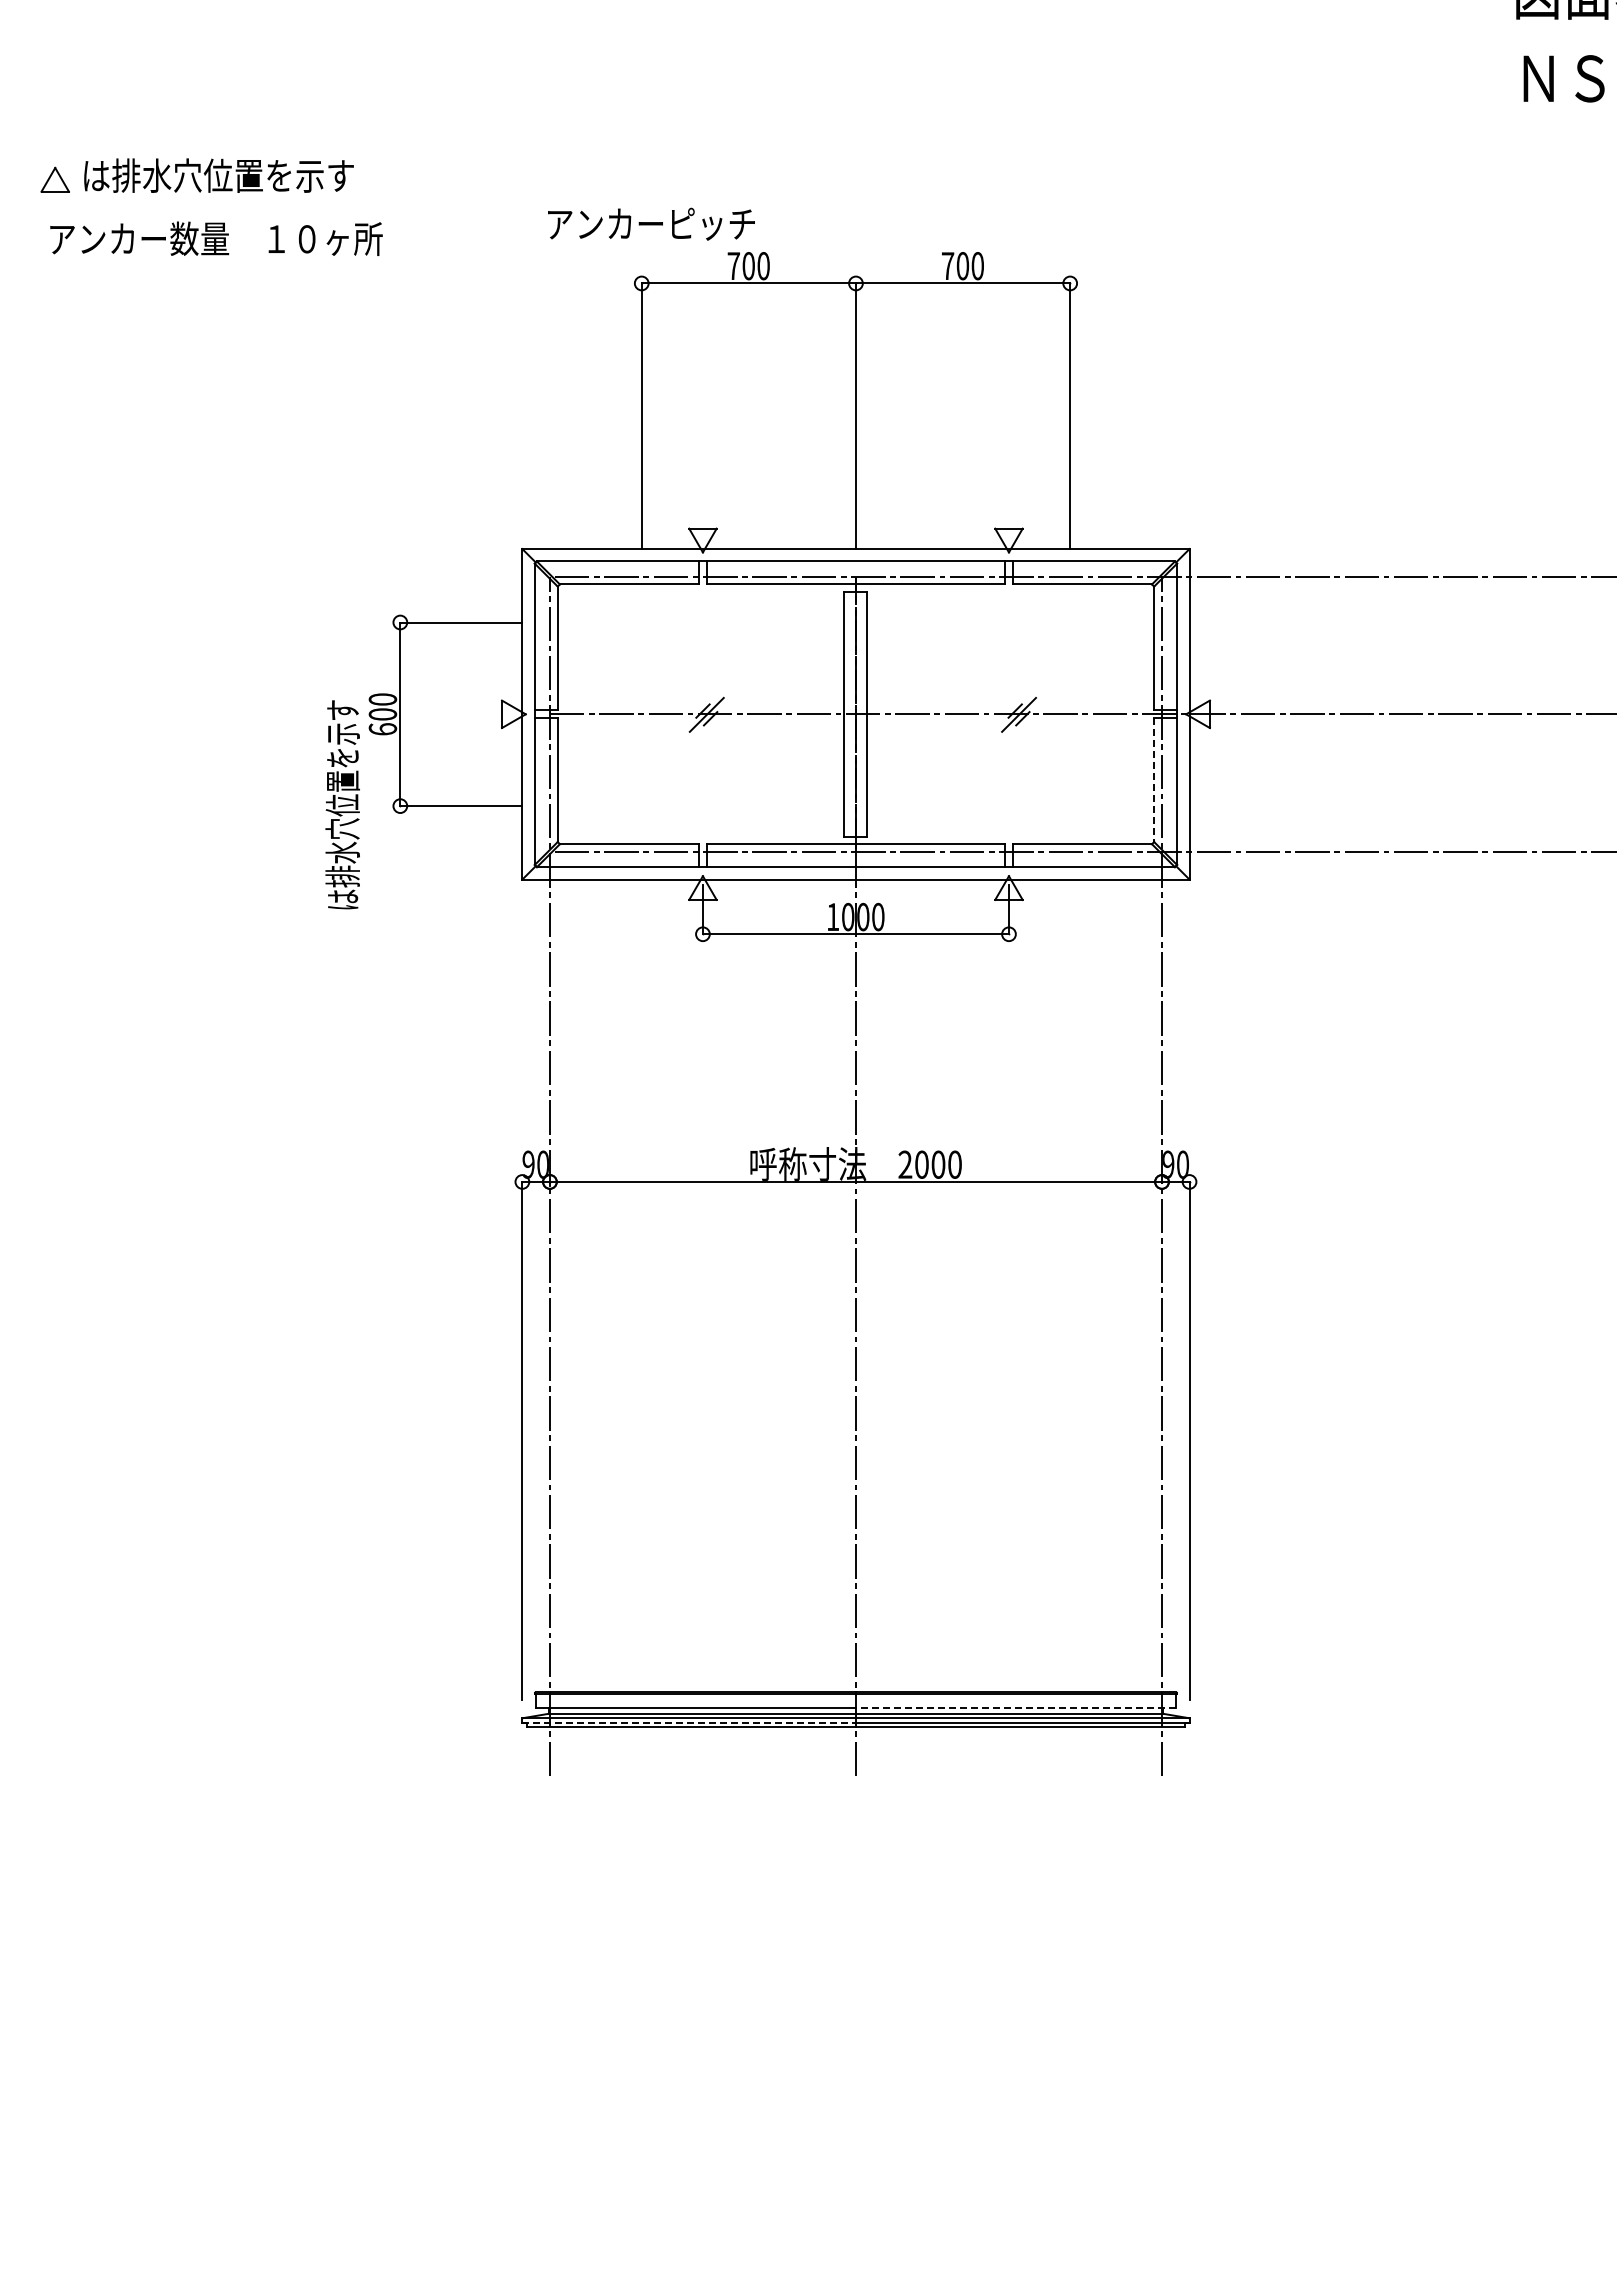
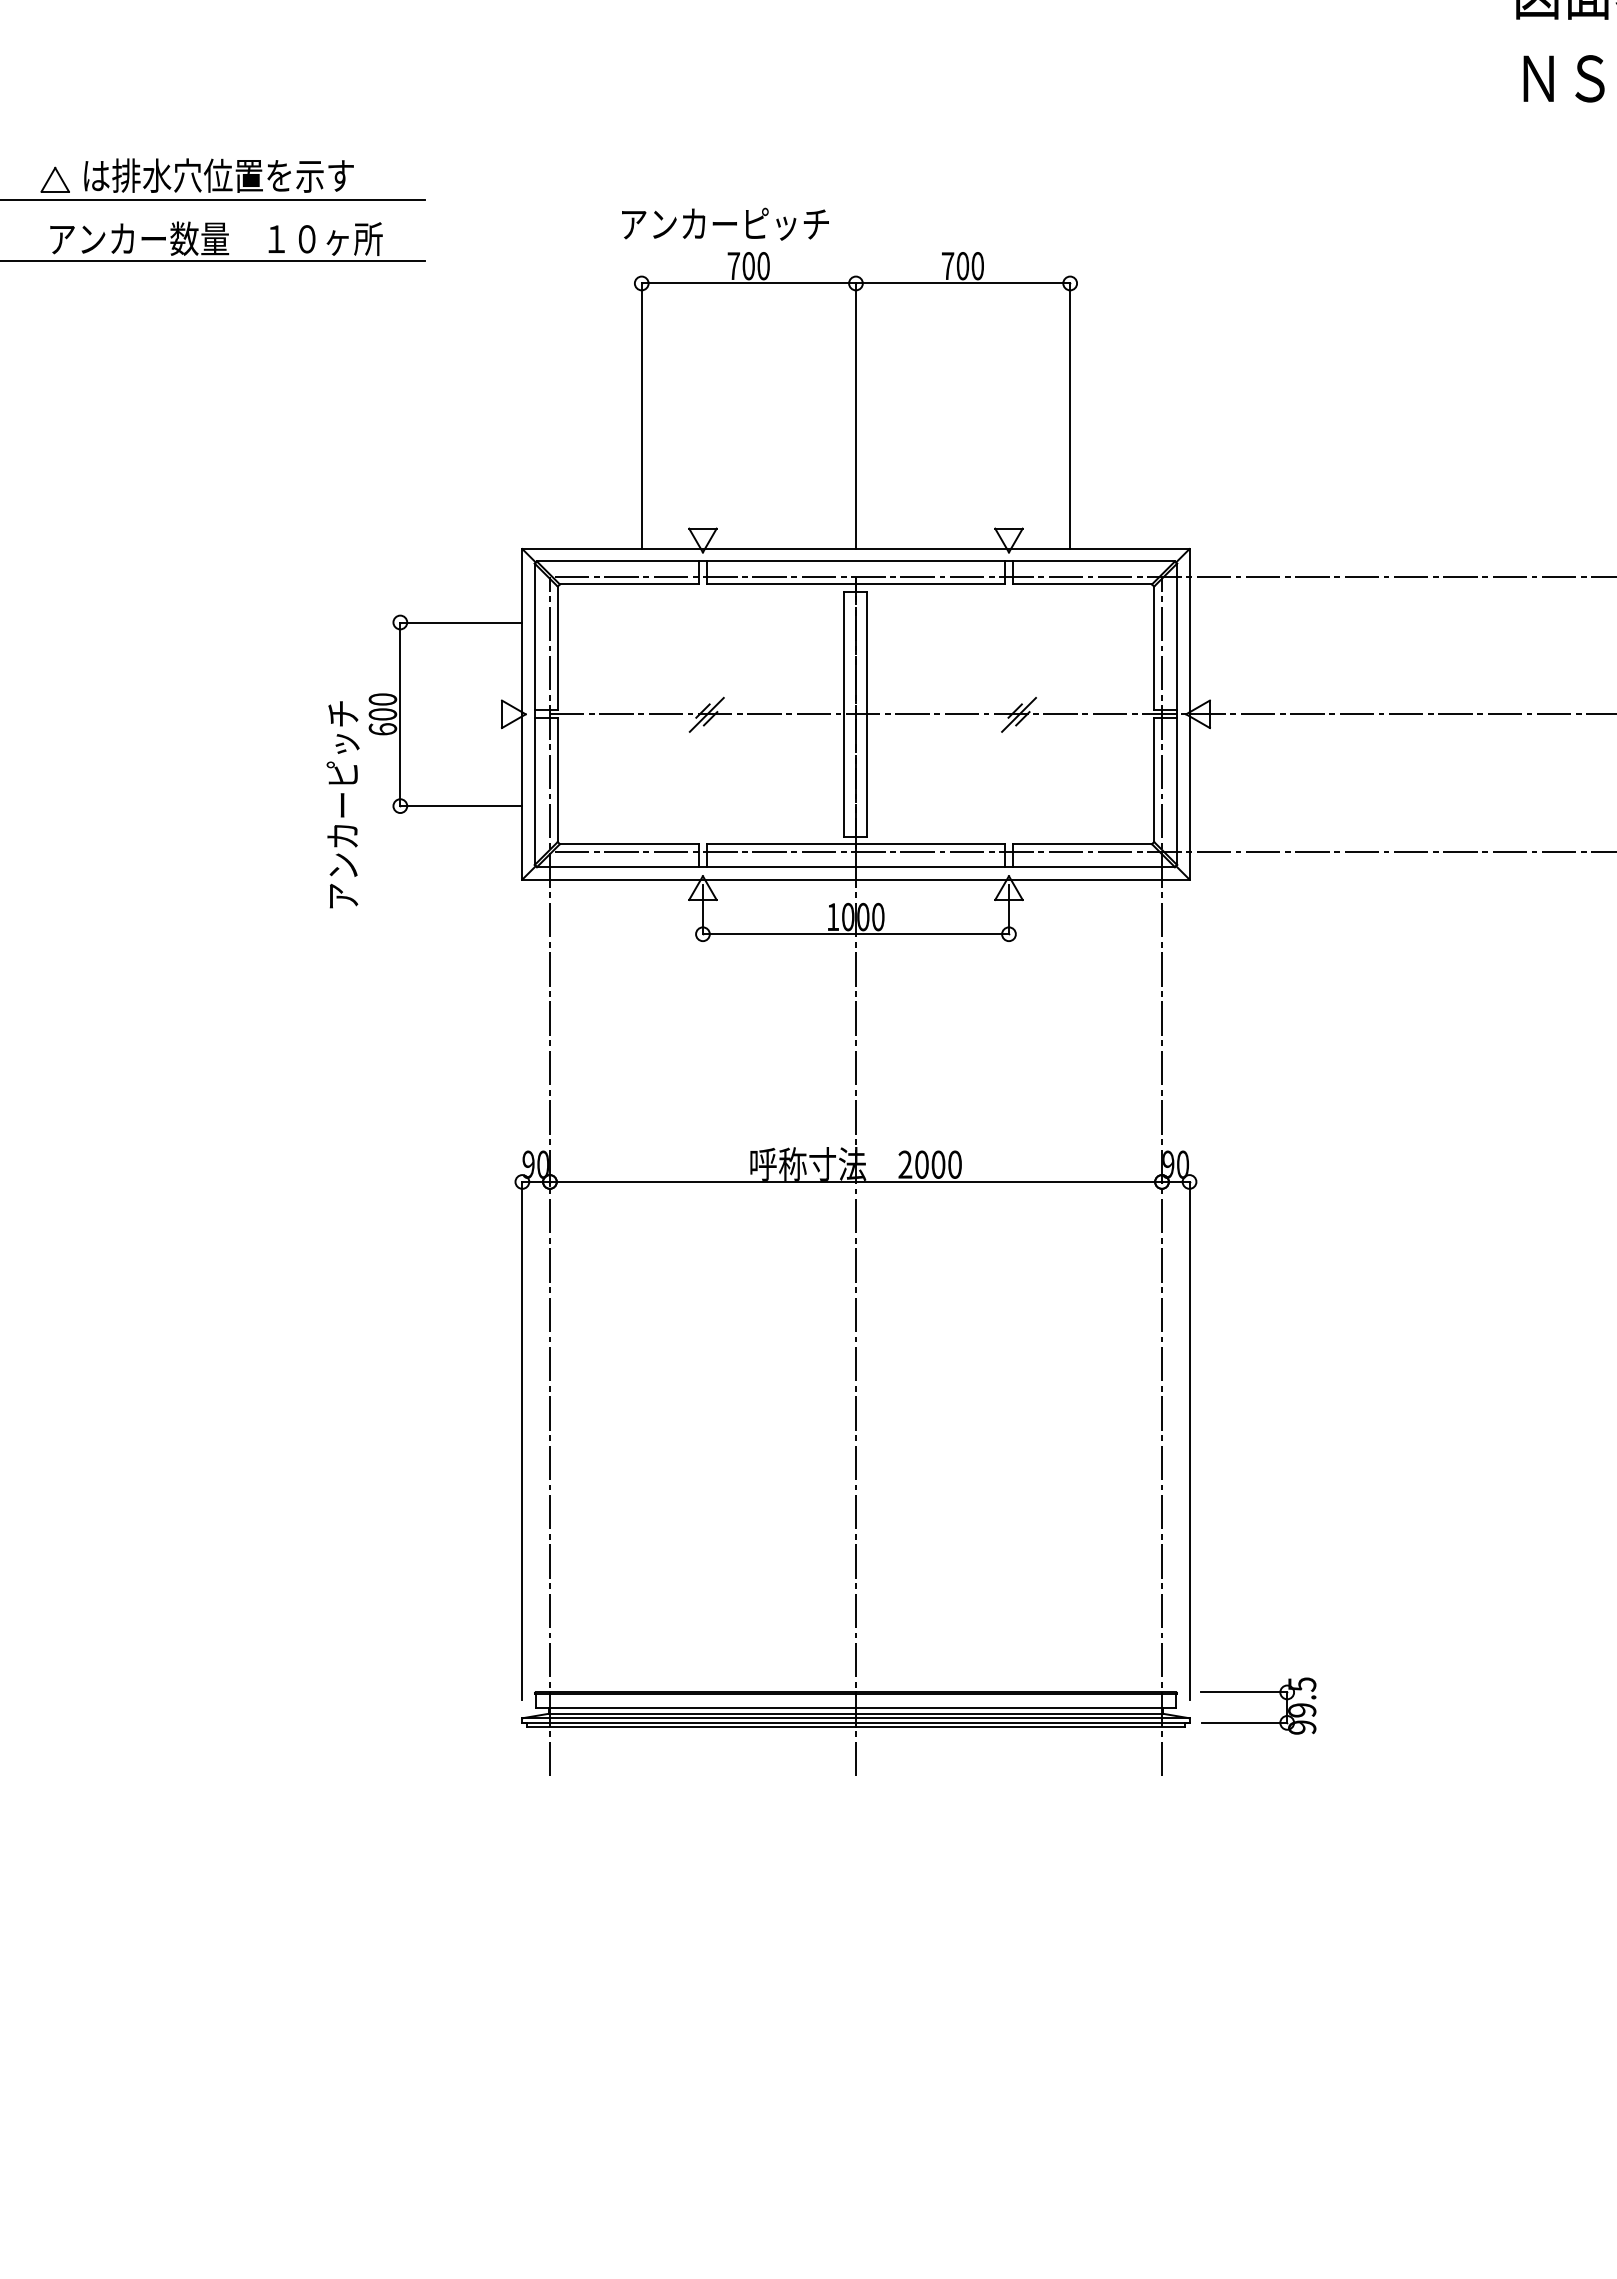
line: none -> present (213, 200)
text position: (651, 223) -> (725, 223) (725, 223)
line: none -> present (213, 261)
line: dashed -> solid (1154, 780)
text: は排水穴位置を示す -> アンカーピッチ (342, 804)
part: none -> present (1258, 1692)
line: dashed -> solid (1015, 1707)
line: dashed -> solid (689, 1722)
